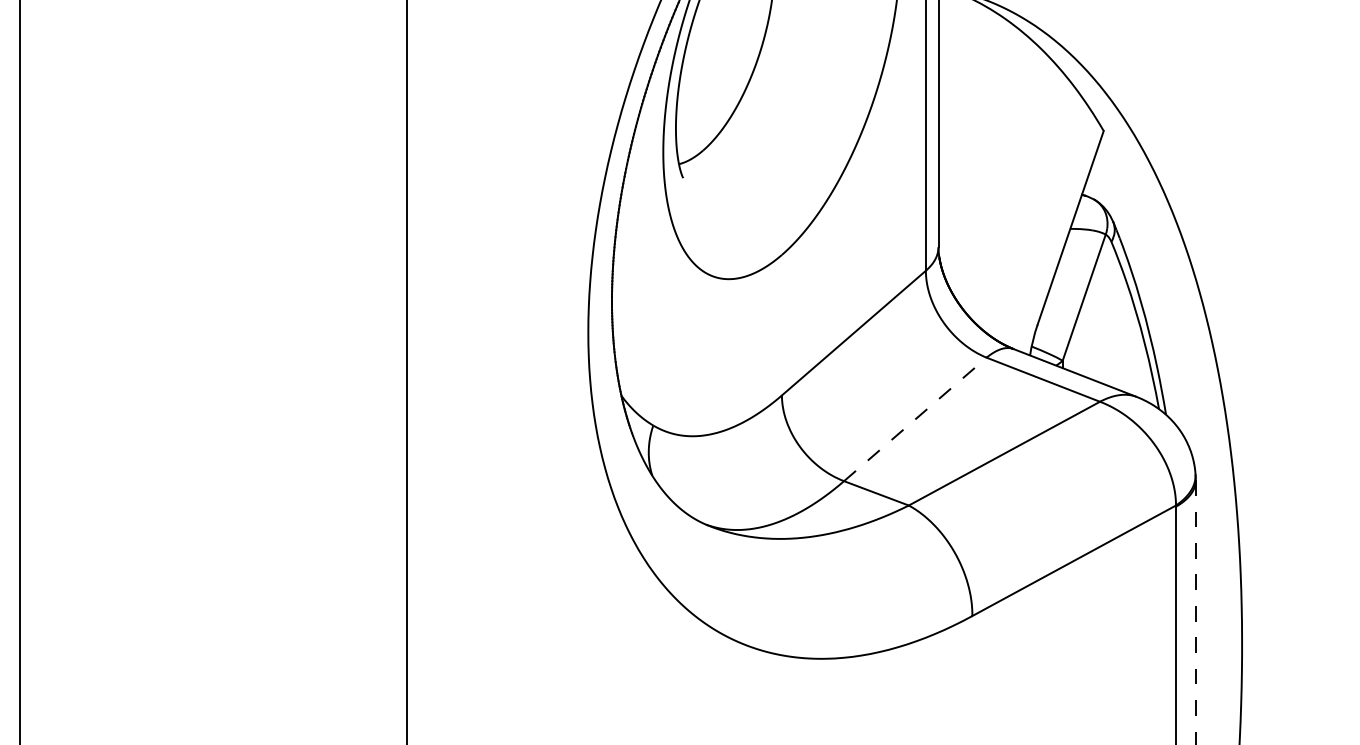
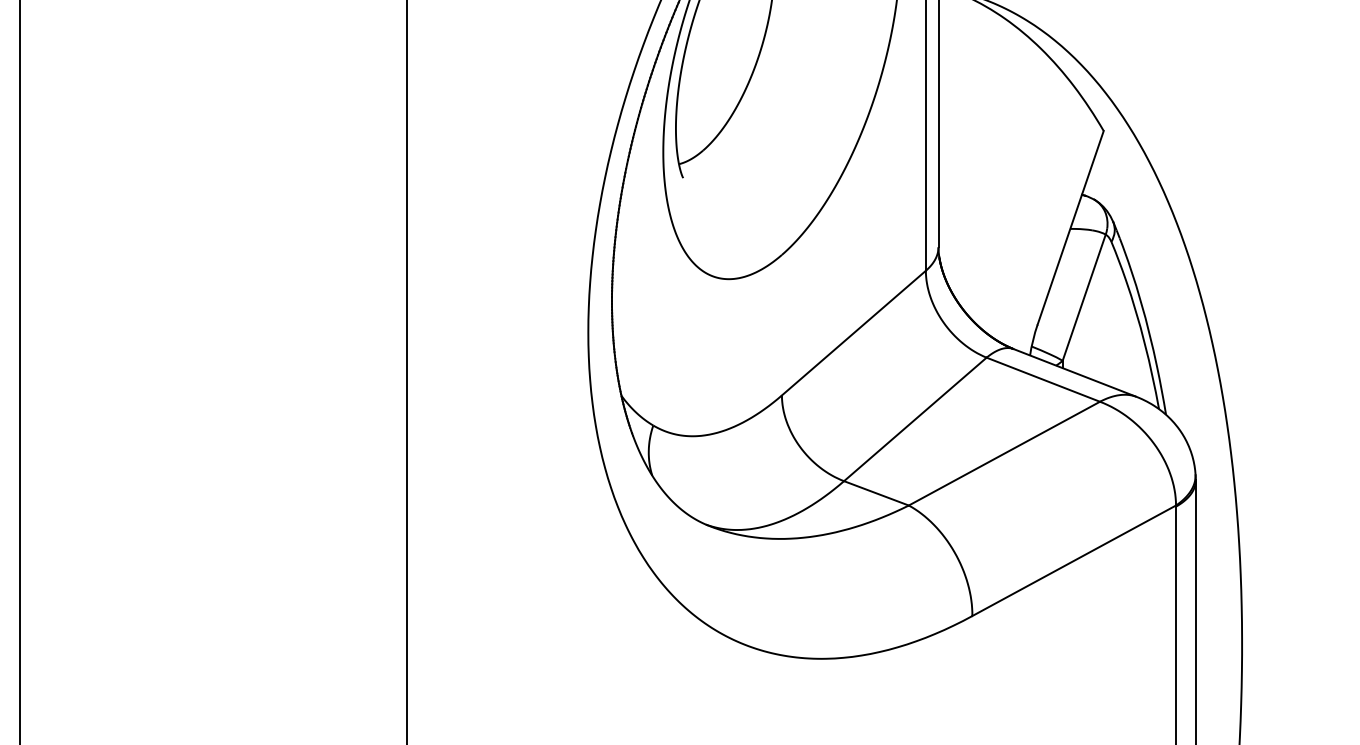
line: dashed -> solid (915, 419)
line: dashed -> solid (1195, 612)
